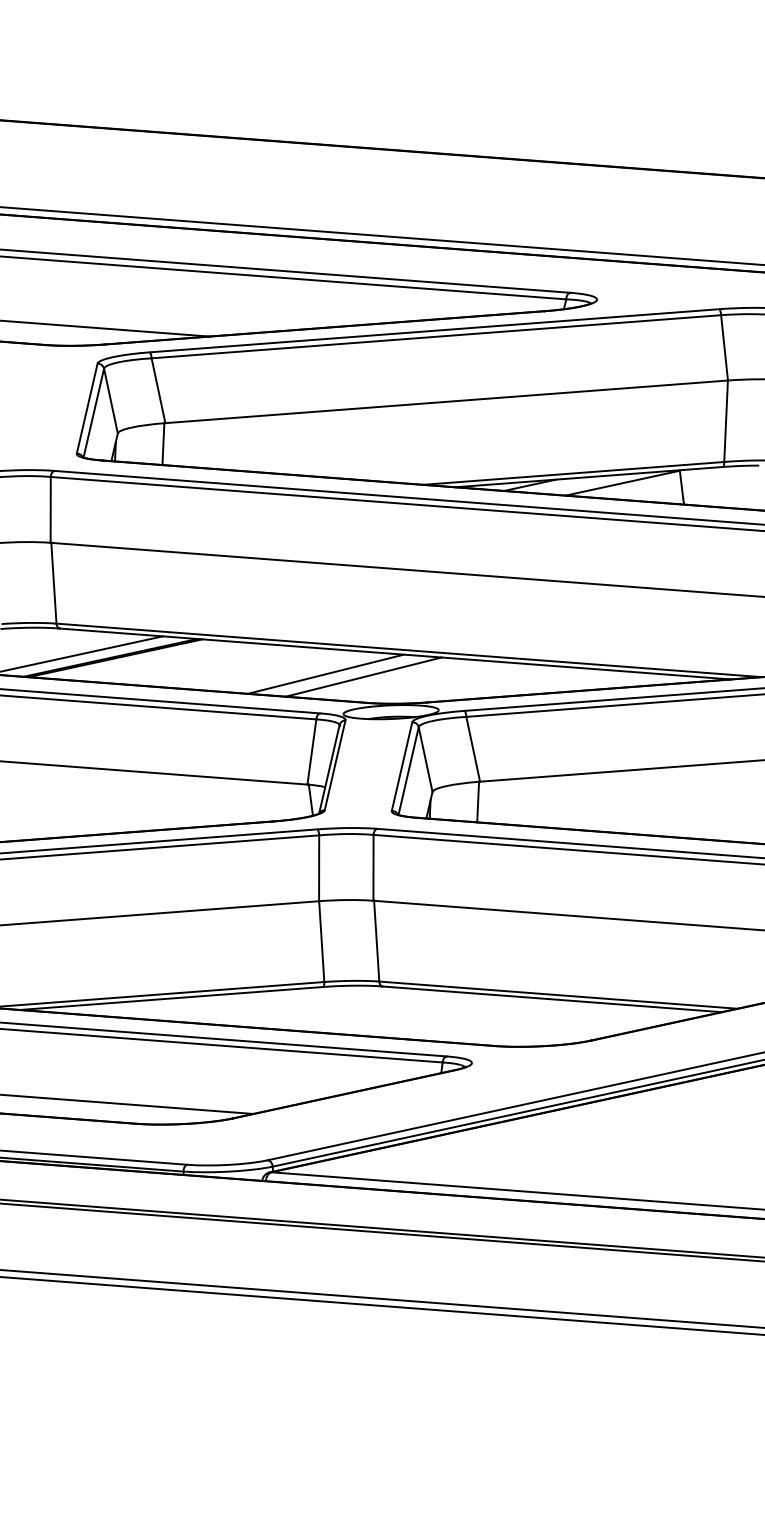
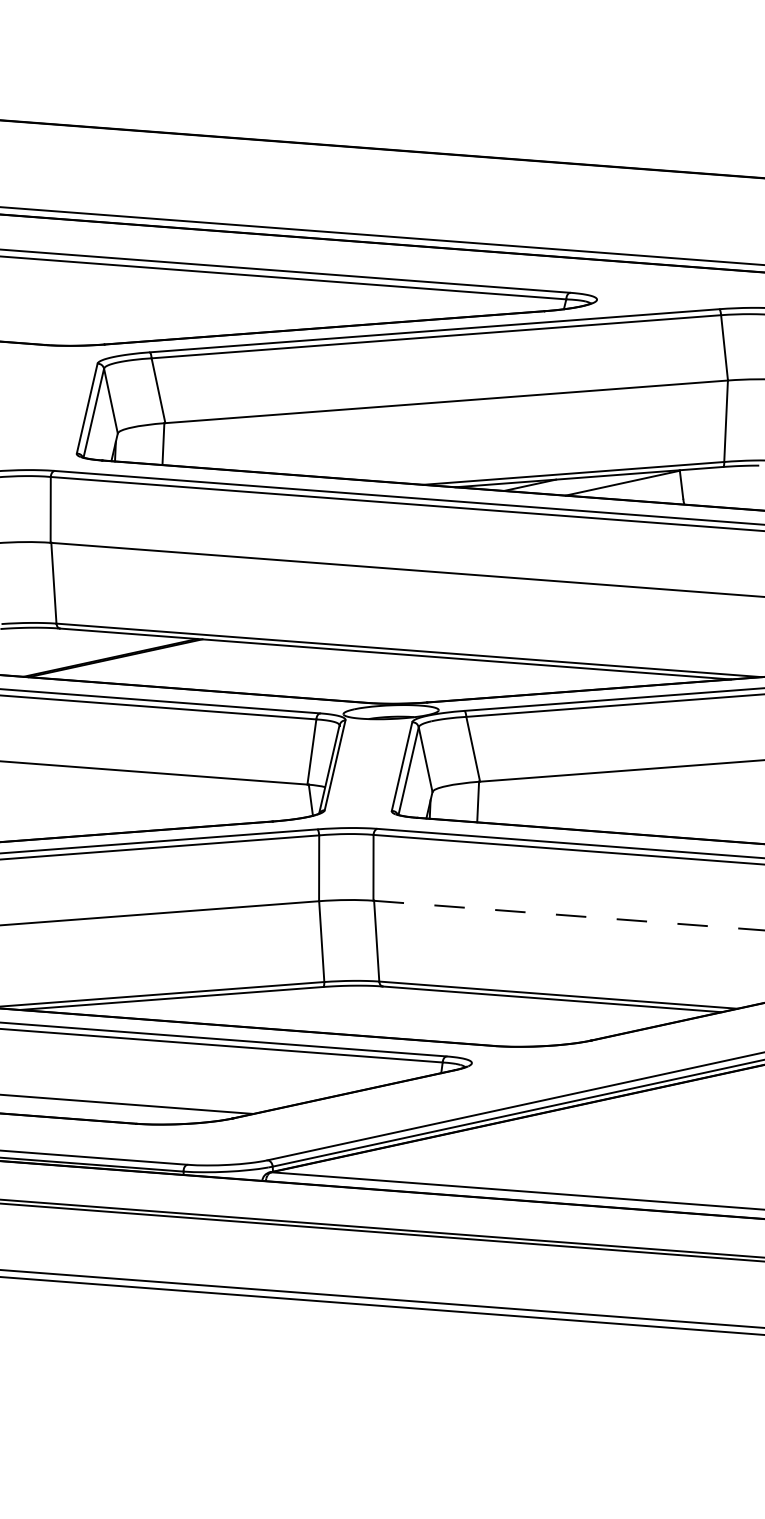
line: present -> none (105, 328)
line: present -> none (82, 653)
line: present -> none (325, 673)
line: present -> none (363, 676)
line: solid -> dashed (568, 915)
